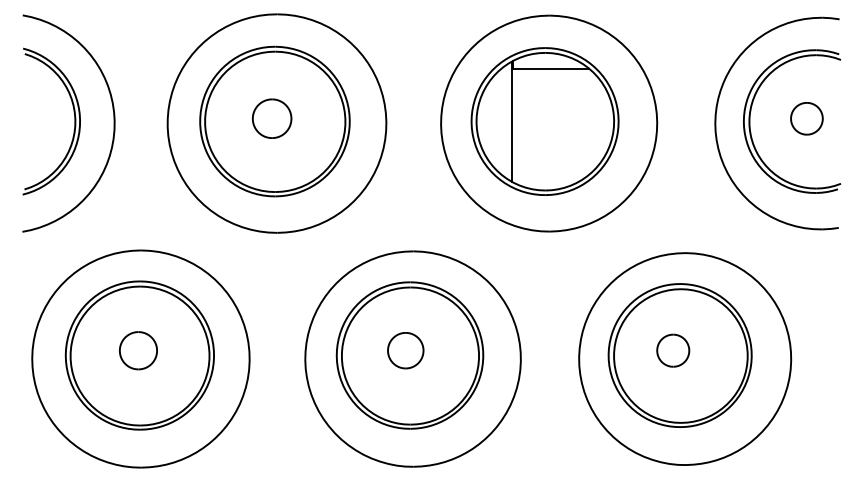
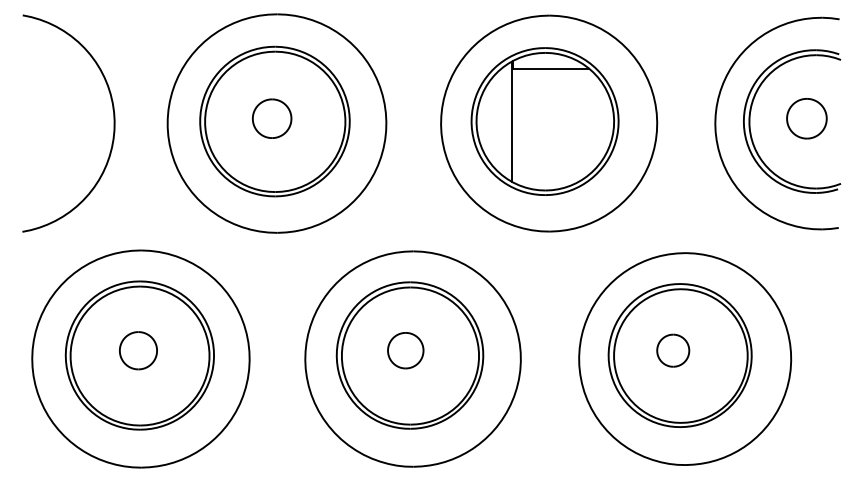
part size: 34x34 px -> 42x42 px (806, 118)
part: present -> none (74, 121)
